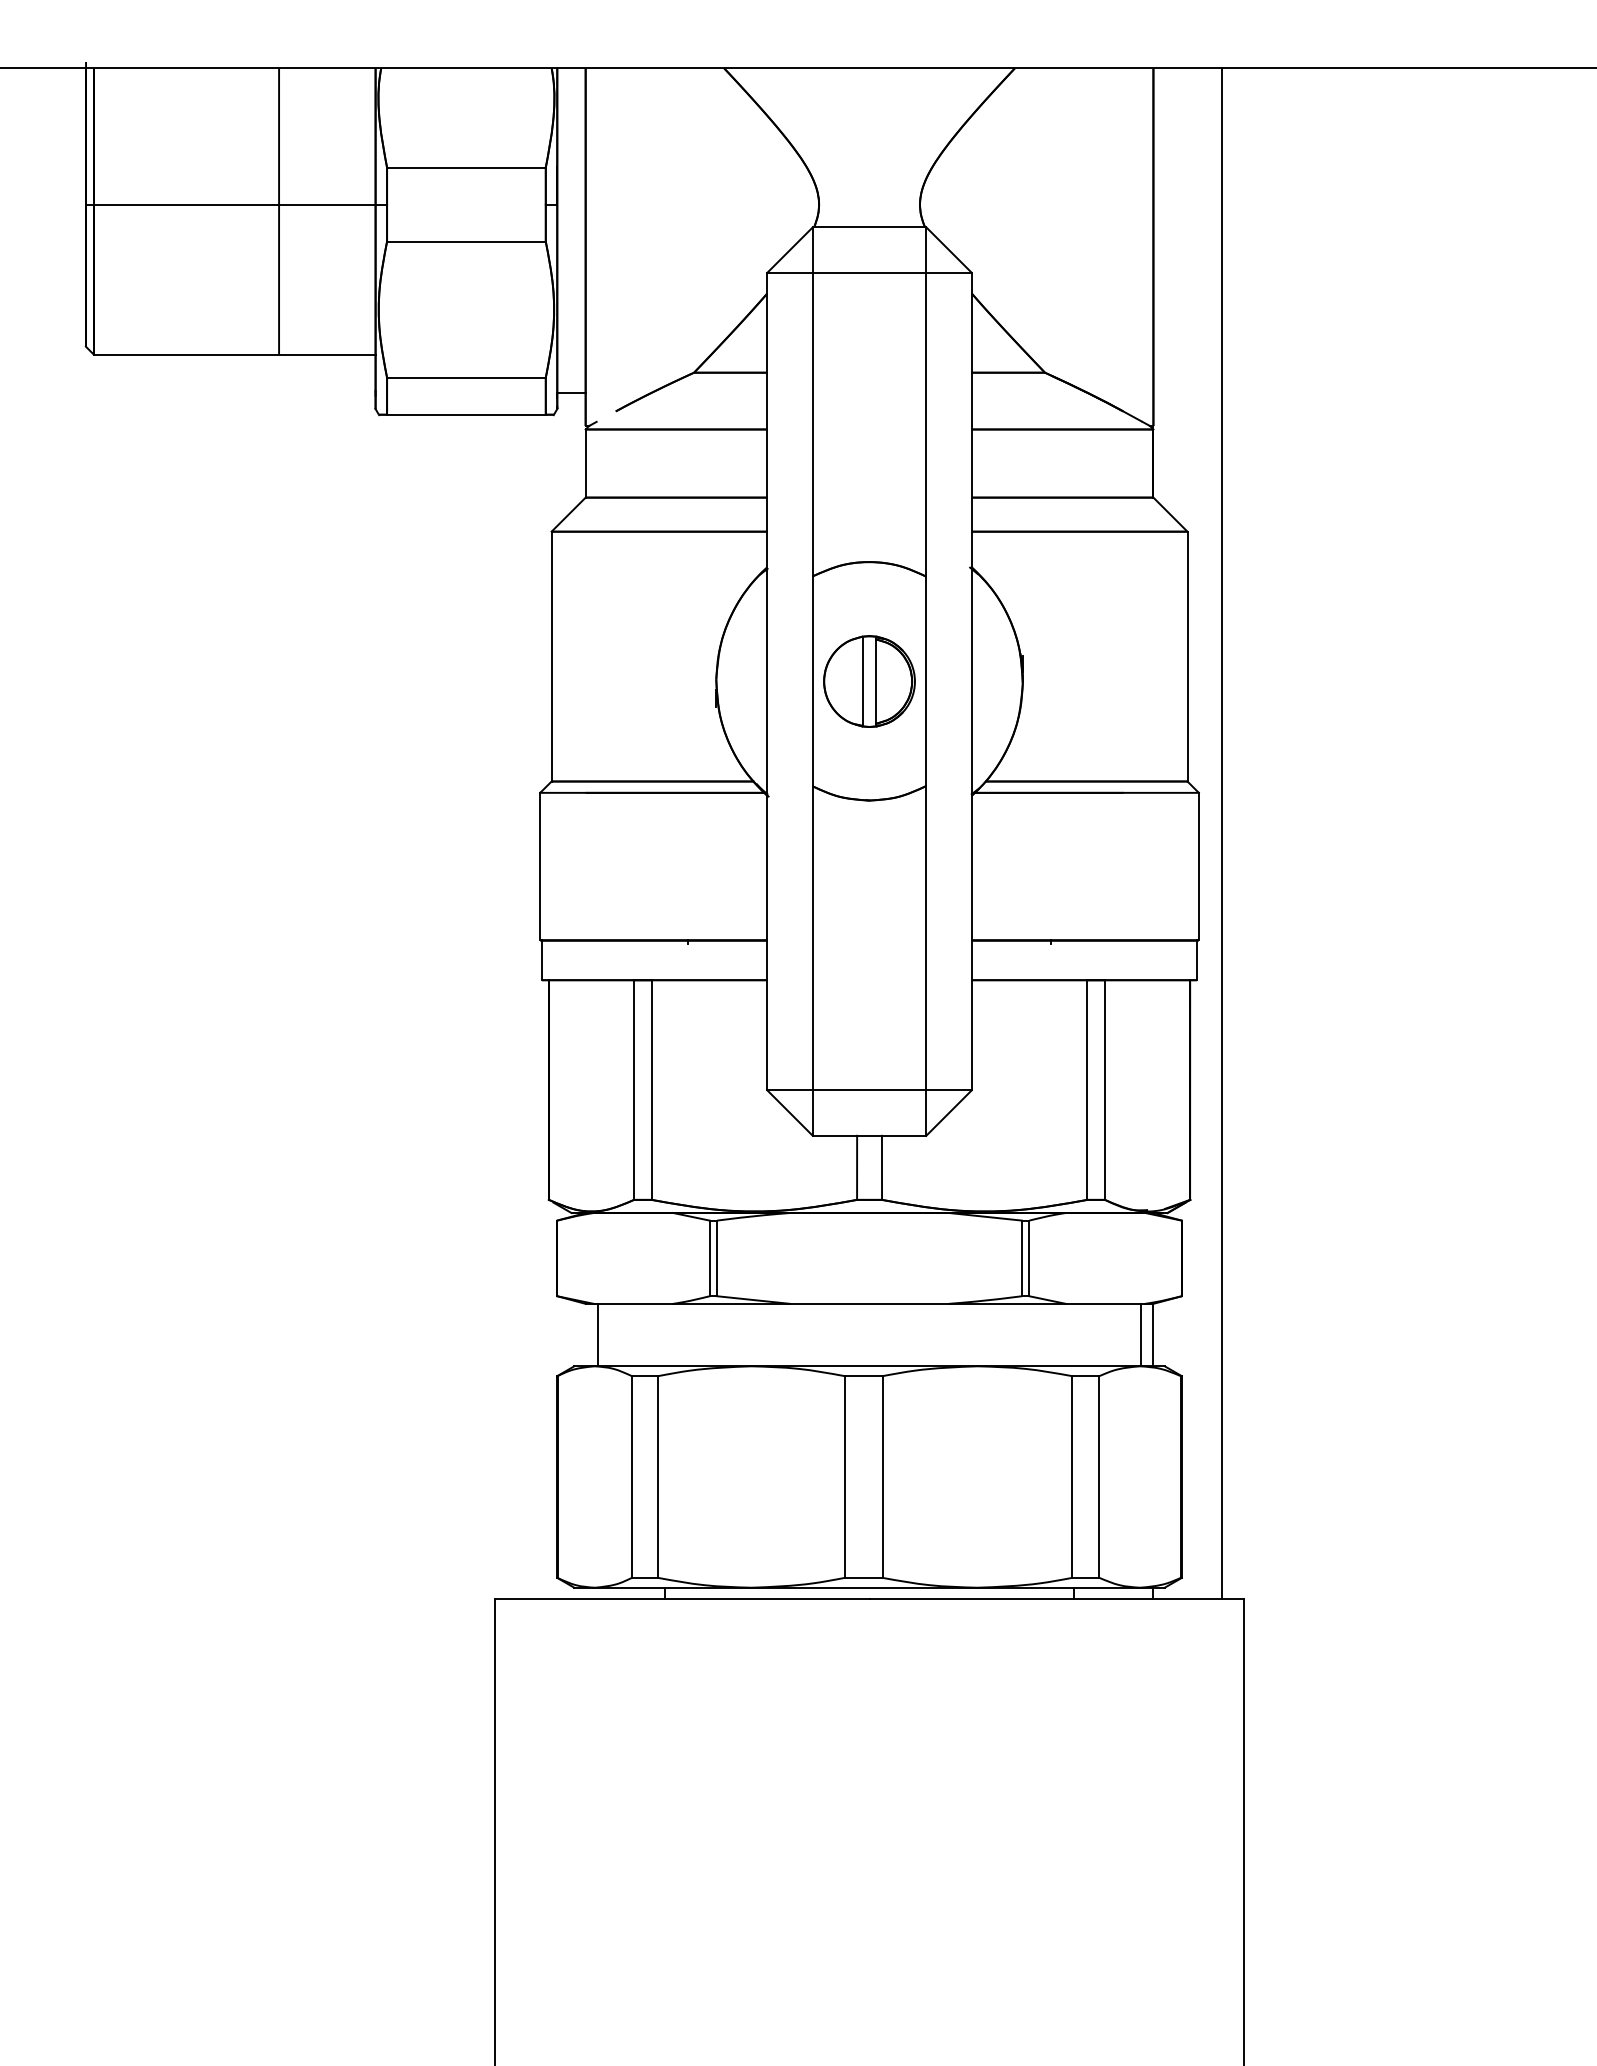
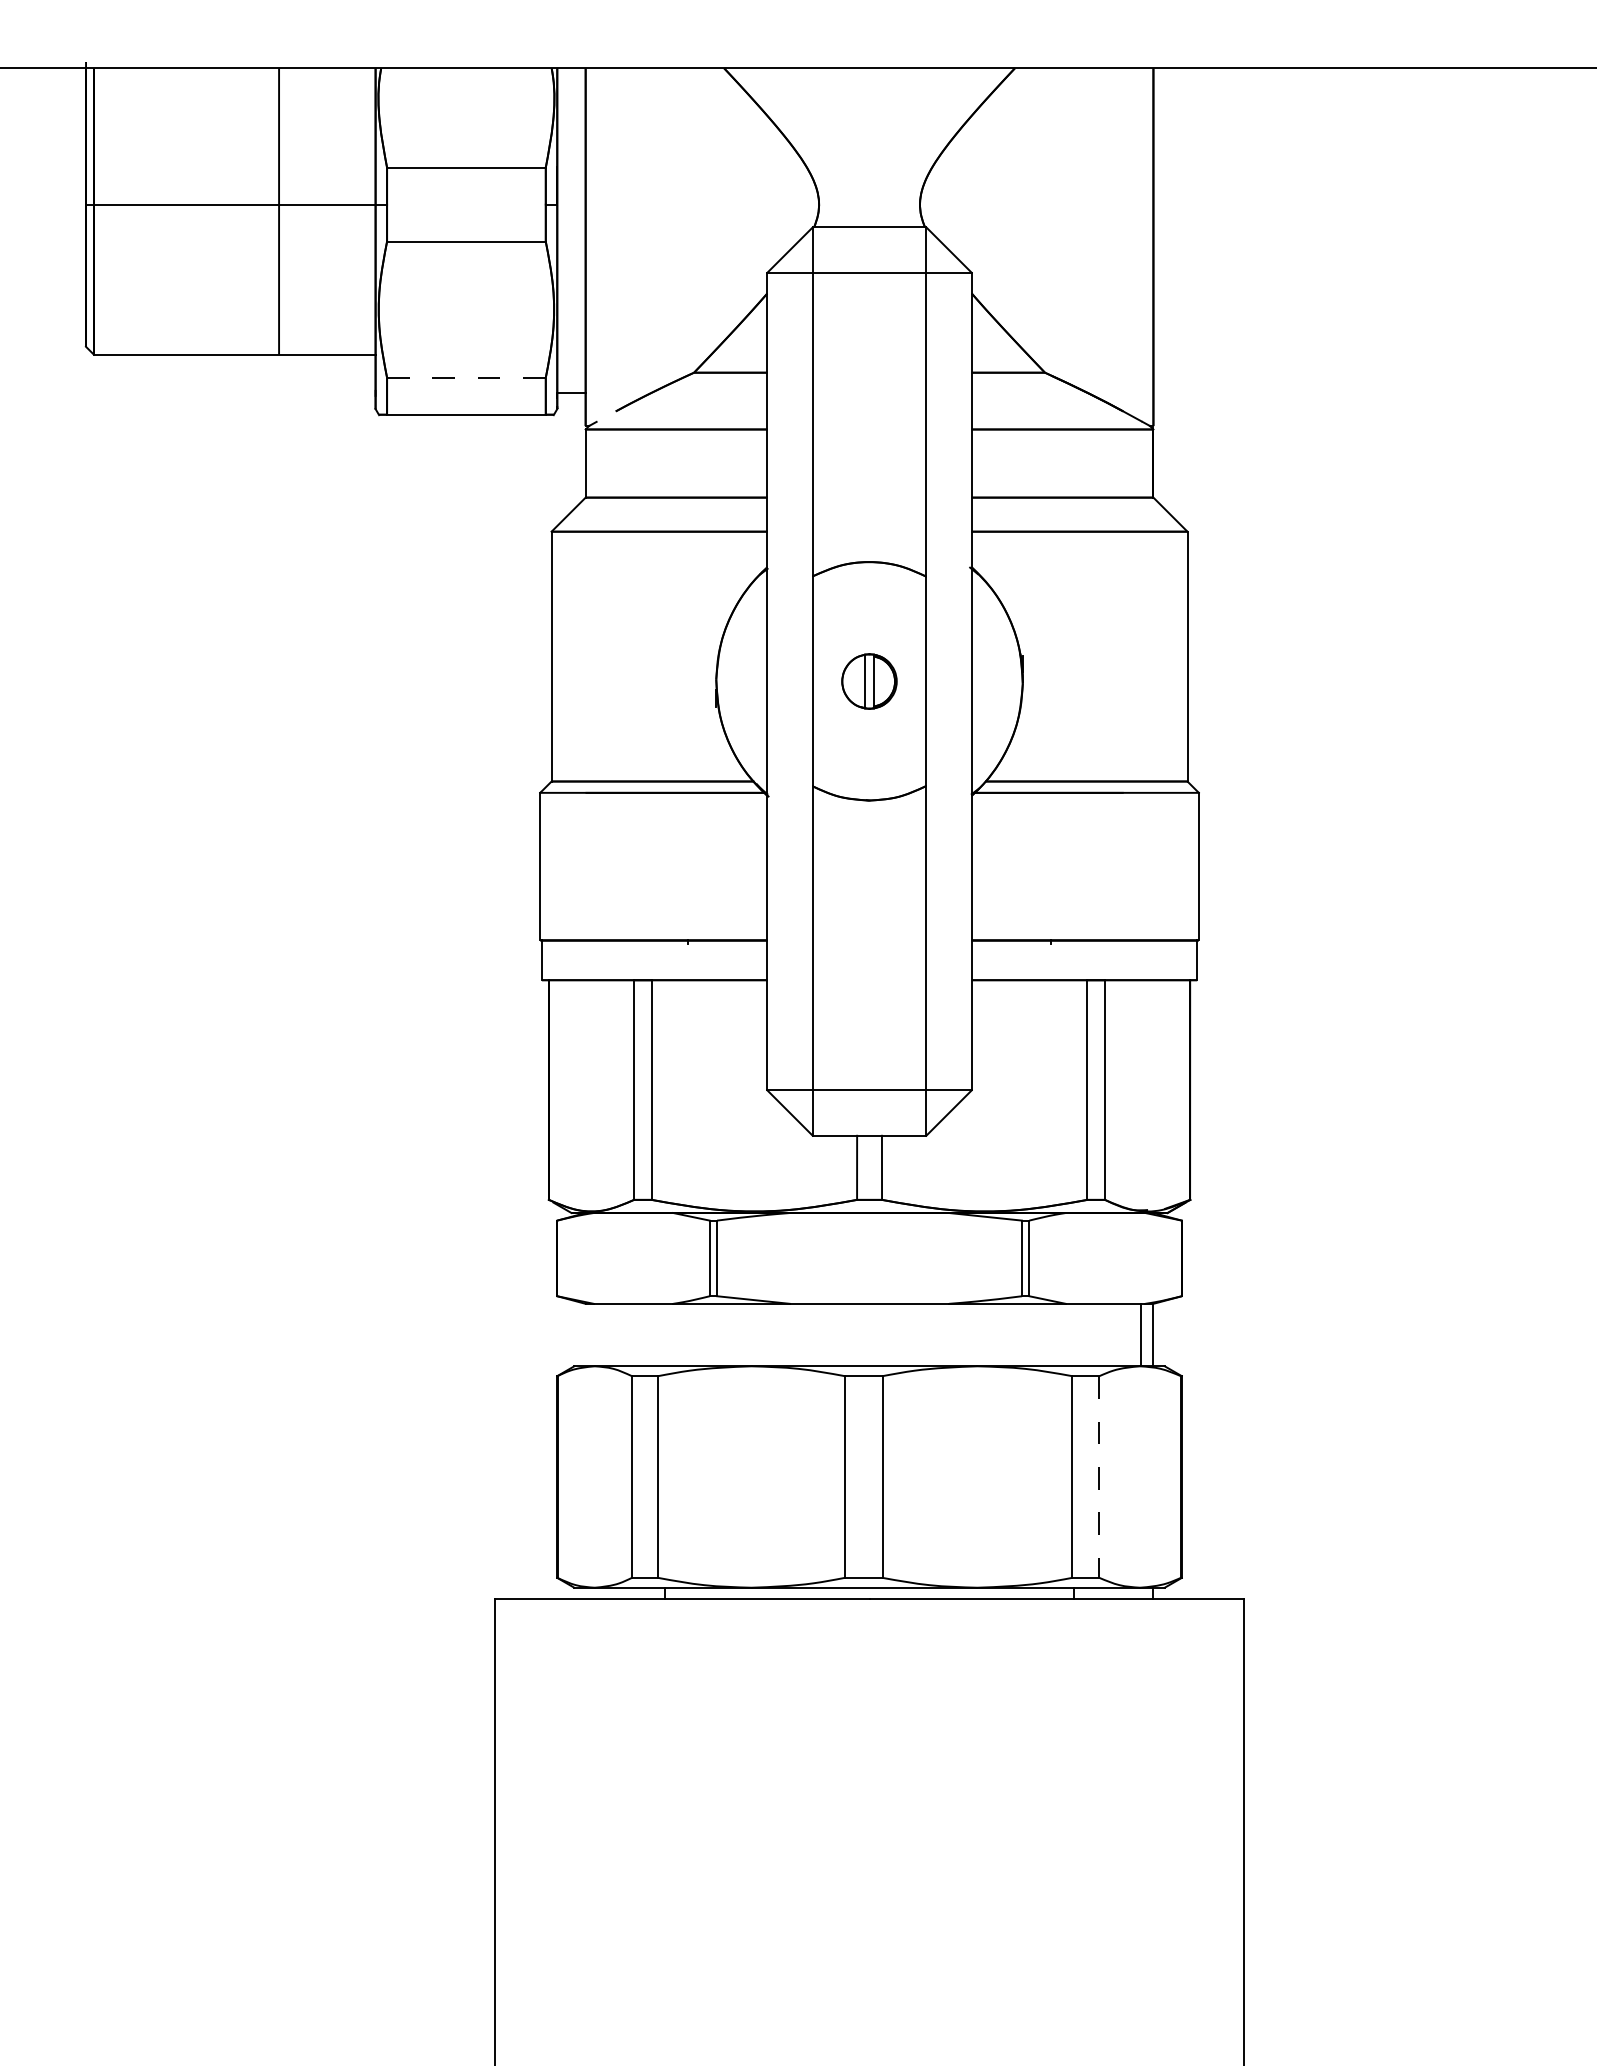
line: solid -> dashed (465, 377)
part size: 93x93 px -> 57x57 px (869, 681)
line: present -> none (1221, 833)
line: present -> none (598, 1334)
line: solid -> dashed (1099, 1477)
